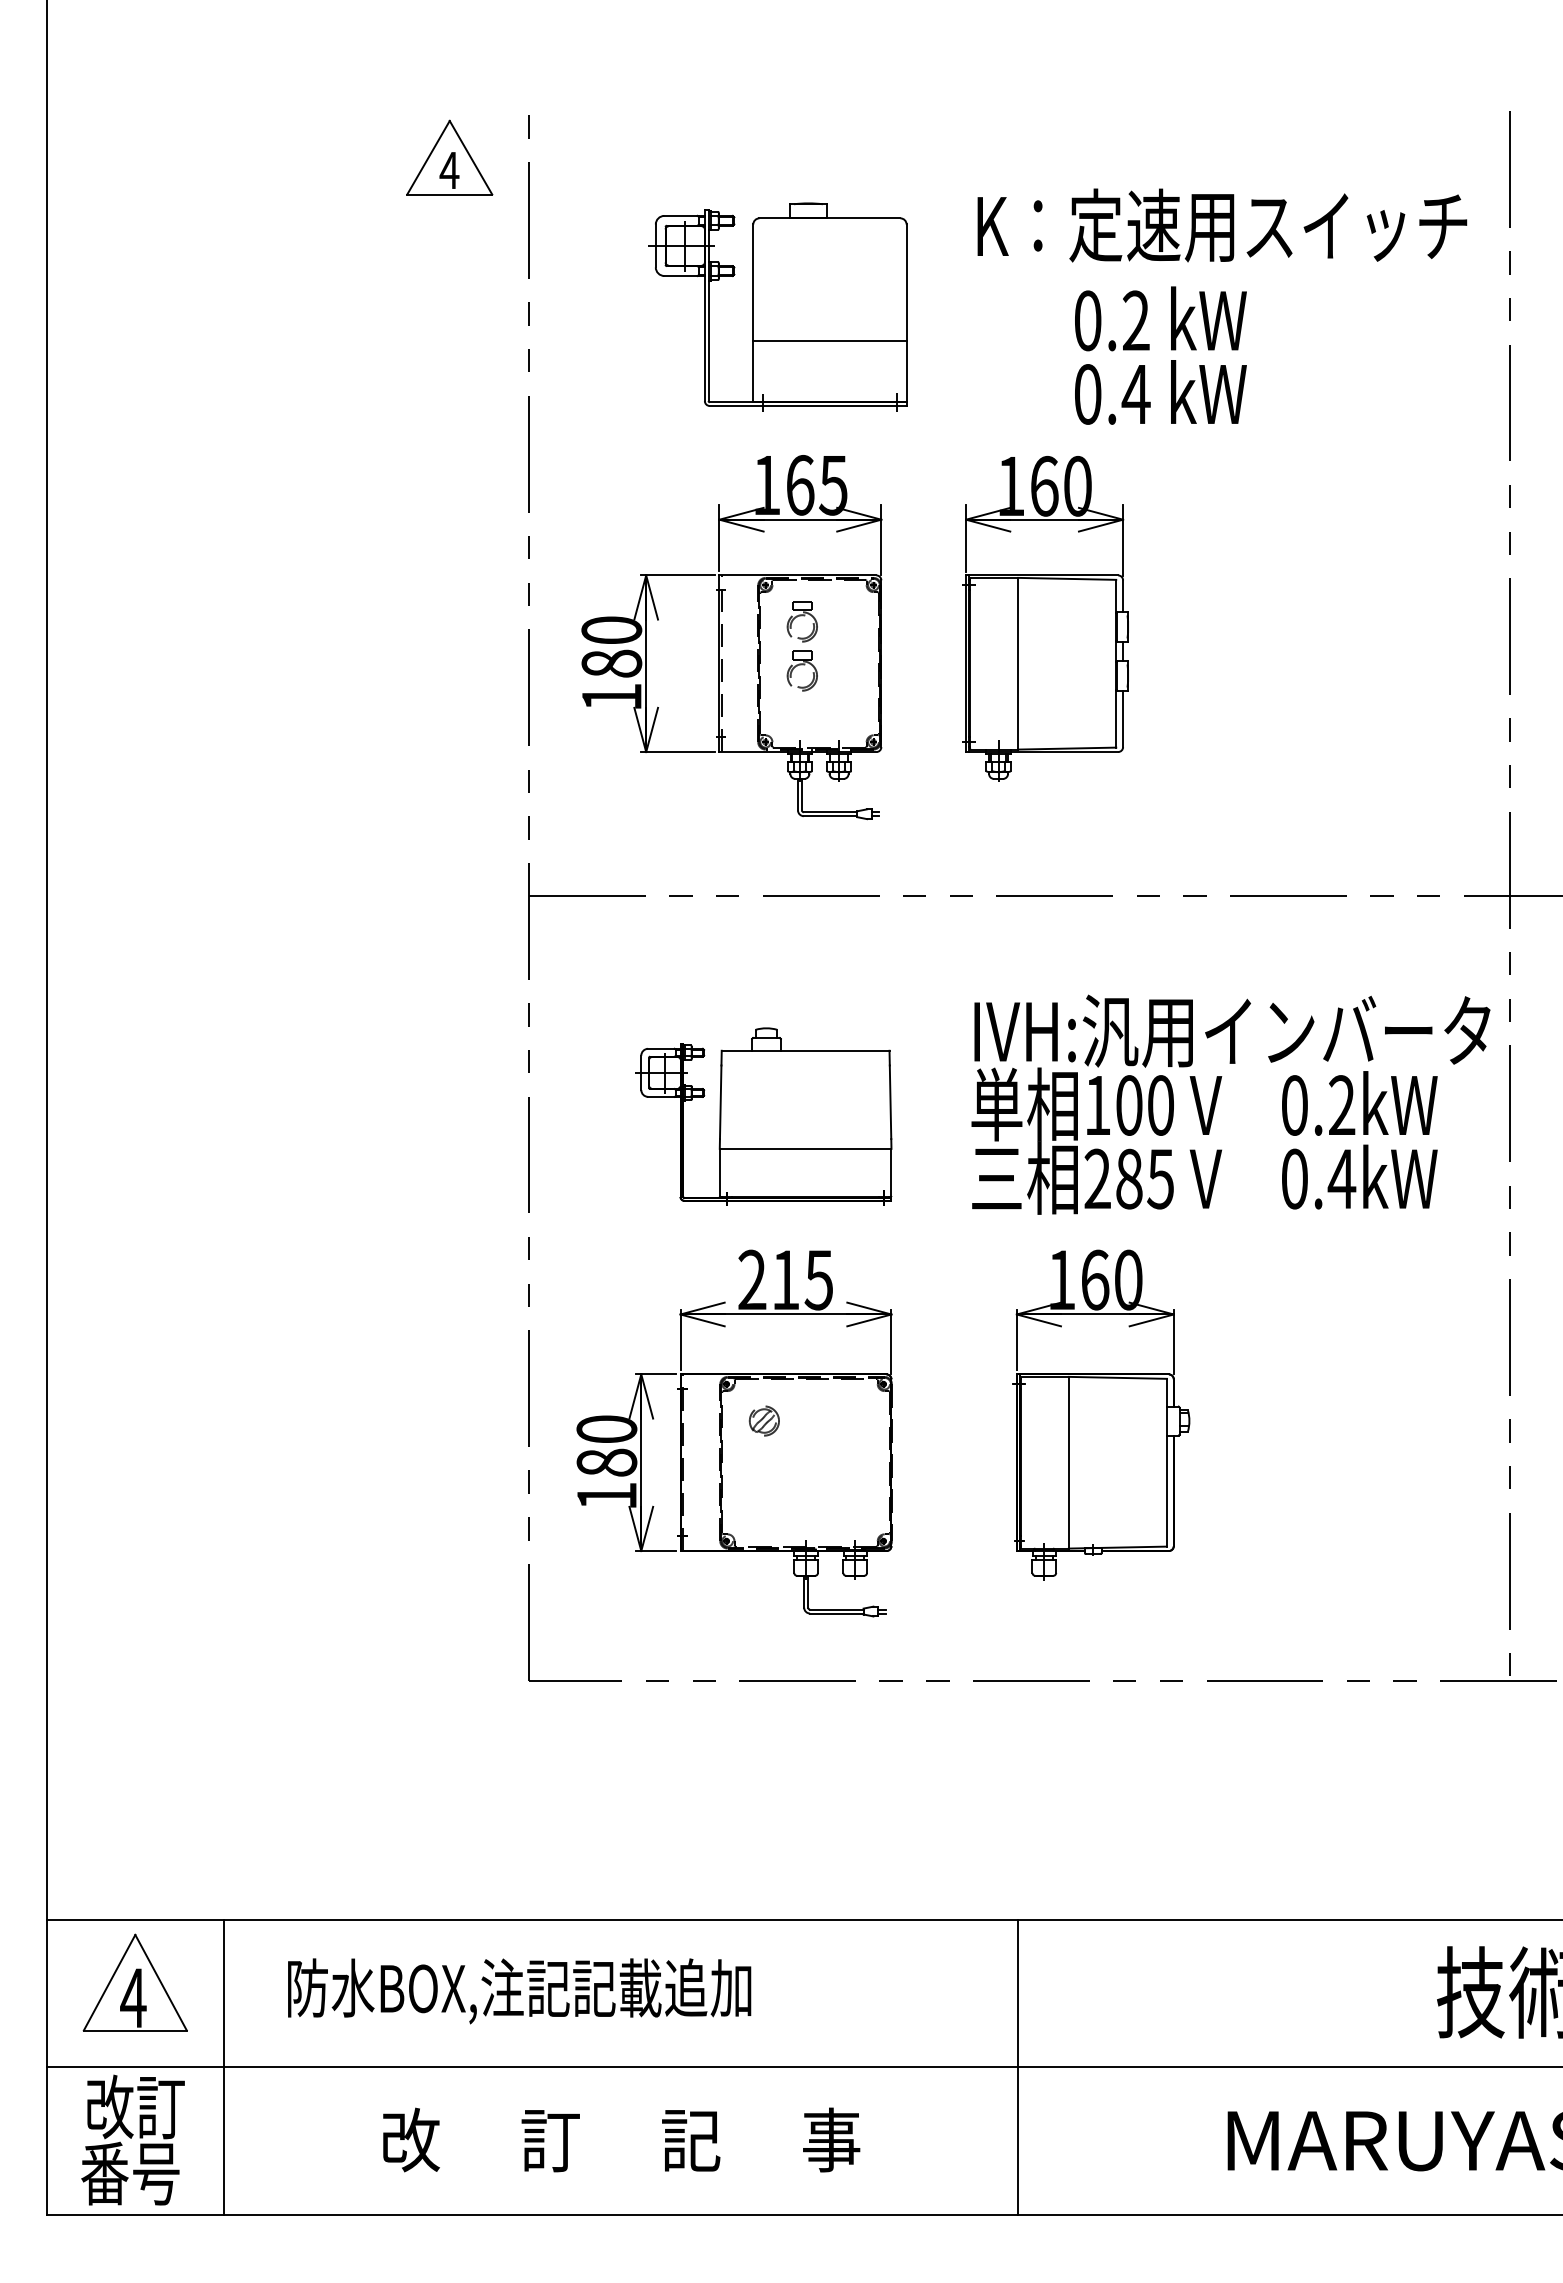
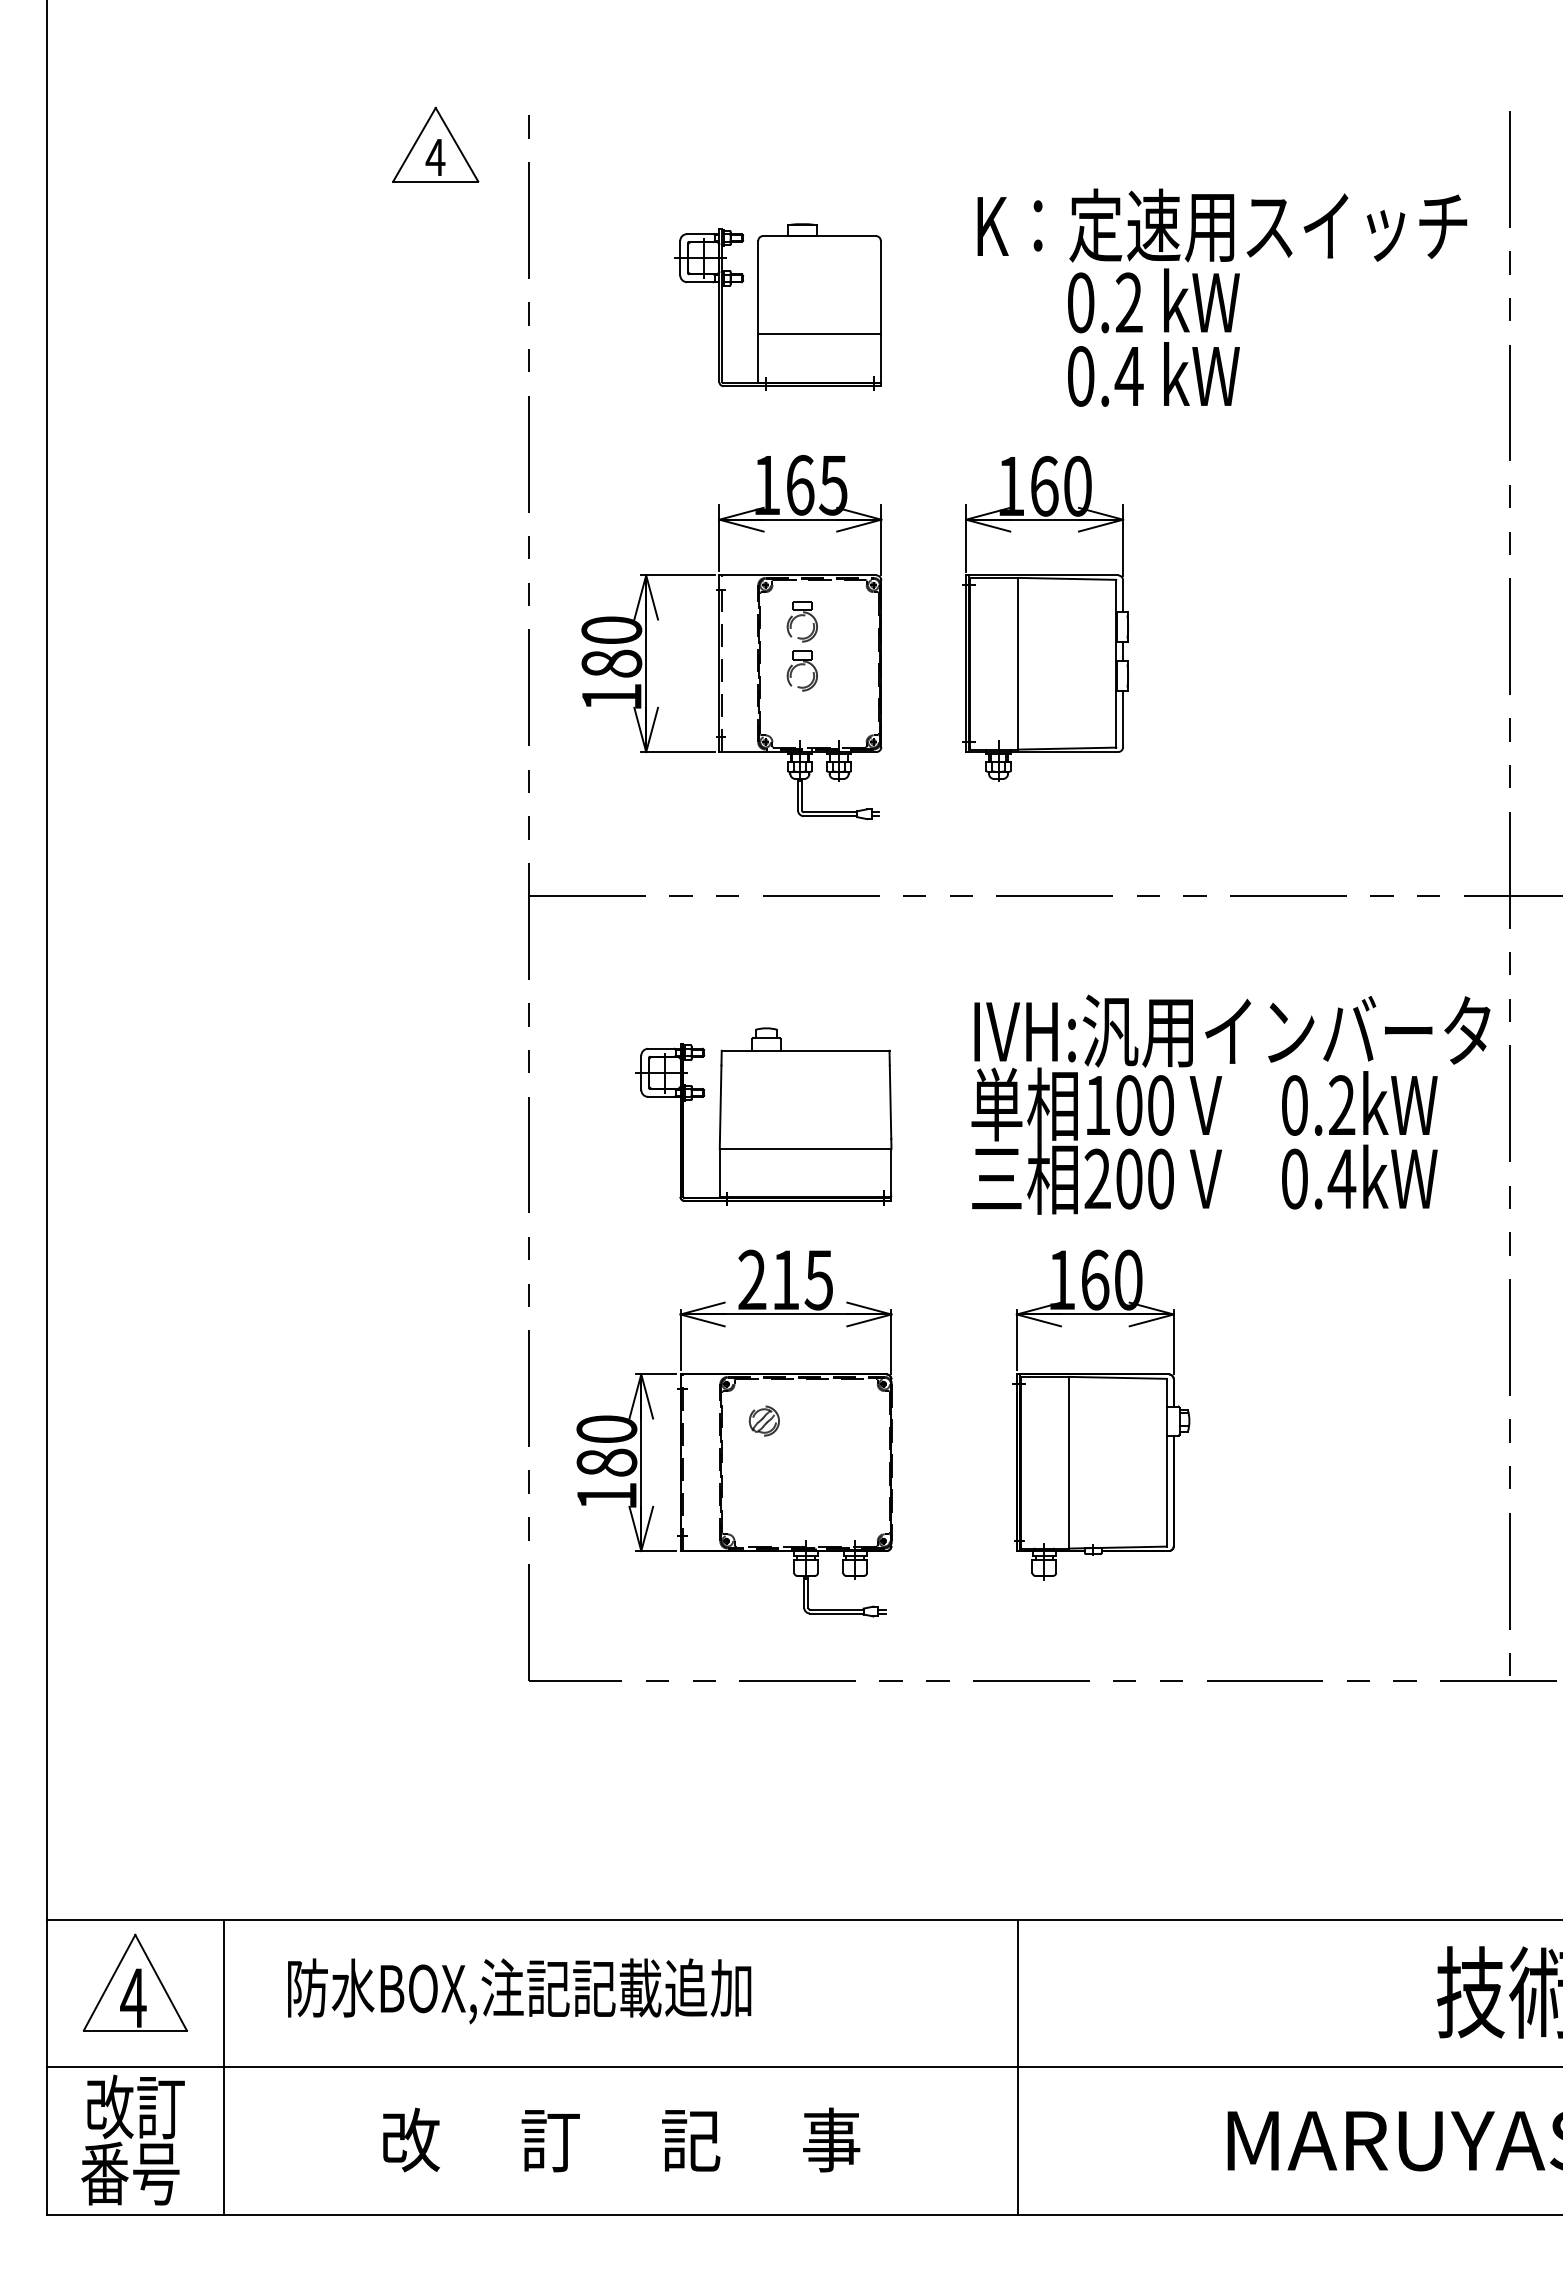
part position: (449, 157) -> (435, 144) (435, 144)
part size: 260x210 px -> 208x168 px (777, 306)
text position: (1160, 355) -> (1153, 337) (1153, 337)
text: 285 -> 200 (1144, 1178)
